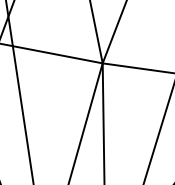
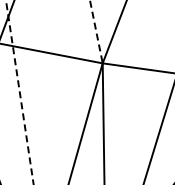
line: solid -> dashed (96, 32)
line: solid -> dashed (19, 92)
